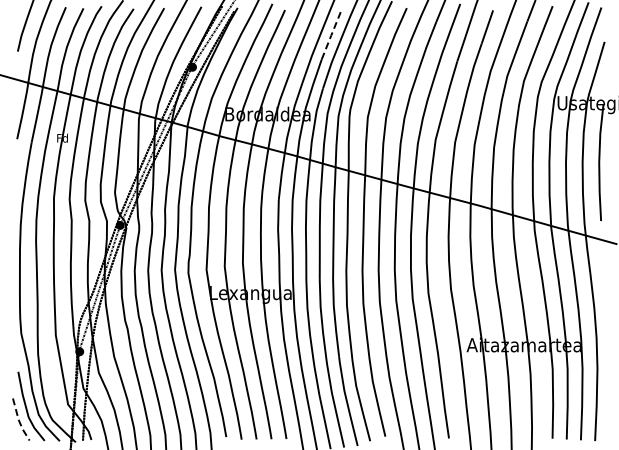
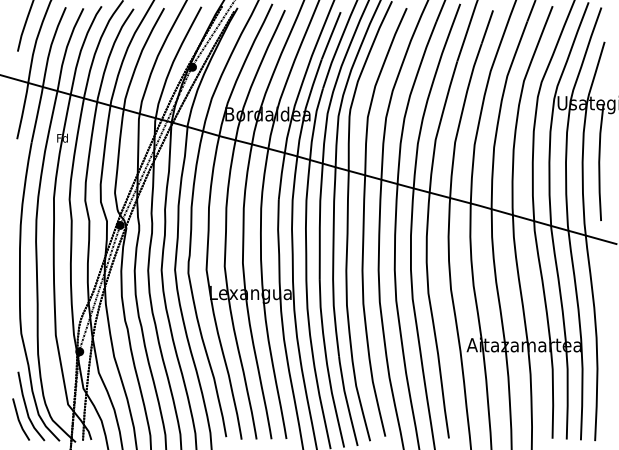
line: dashed -> solid (331, 35)
line: dashed -> solid (19, 420)
